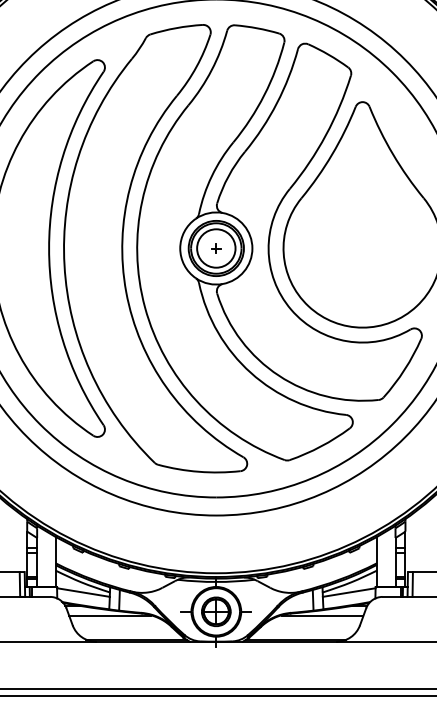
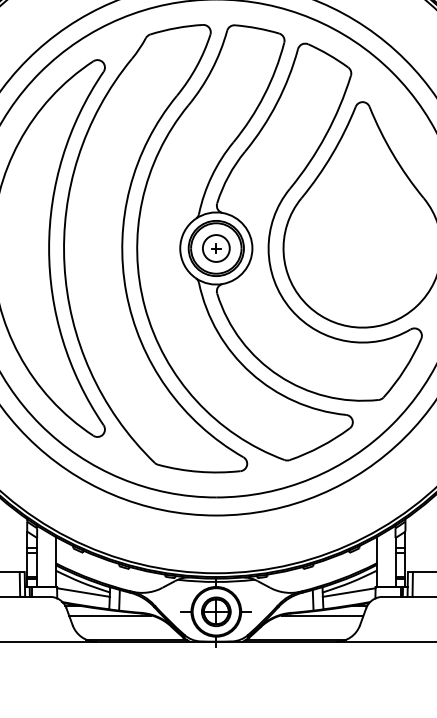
circle diameter: 38 px -> 27 px (215, 248)
line: present -> none (217, 688)
line: present -> none (217, 696)
